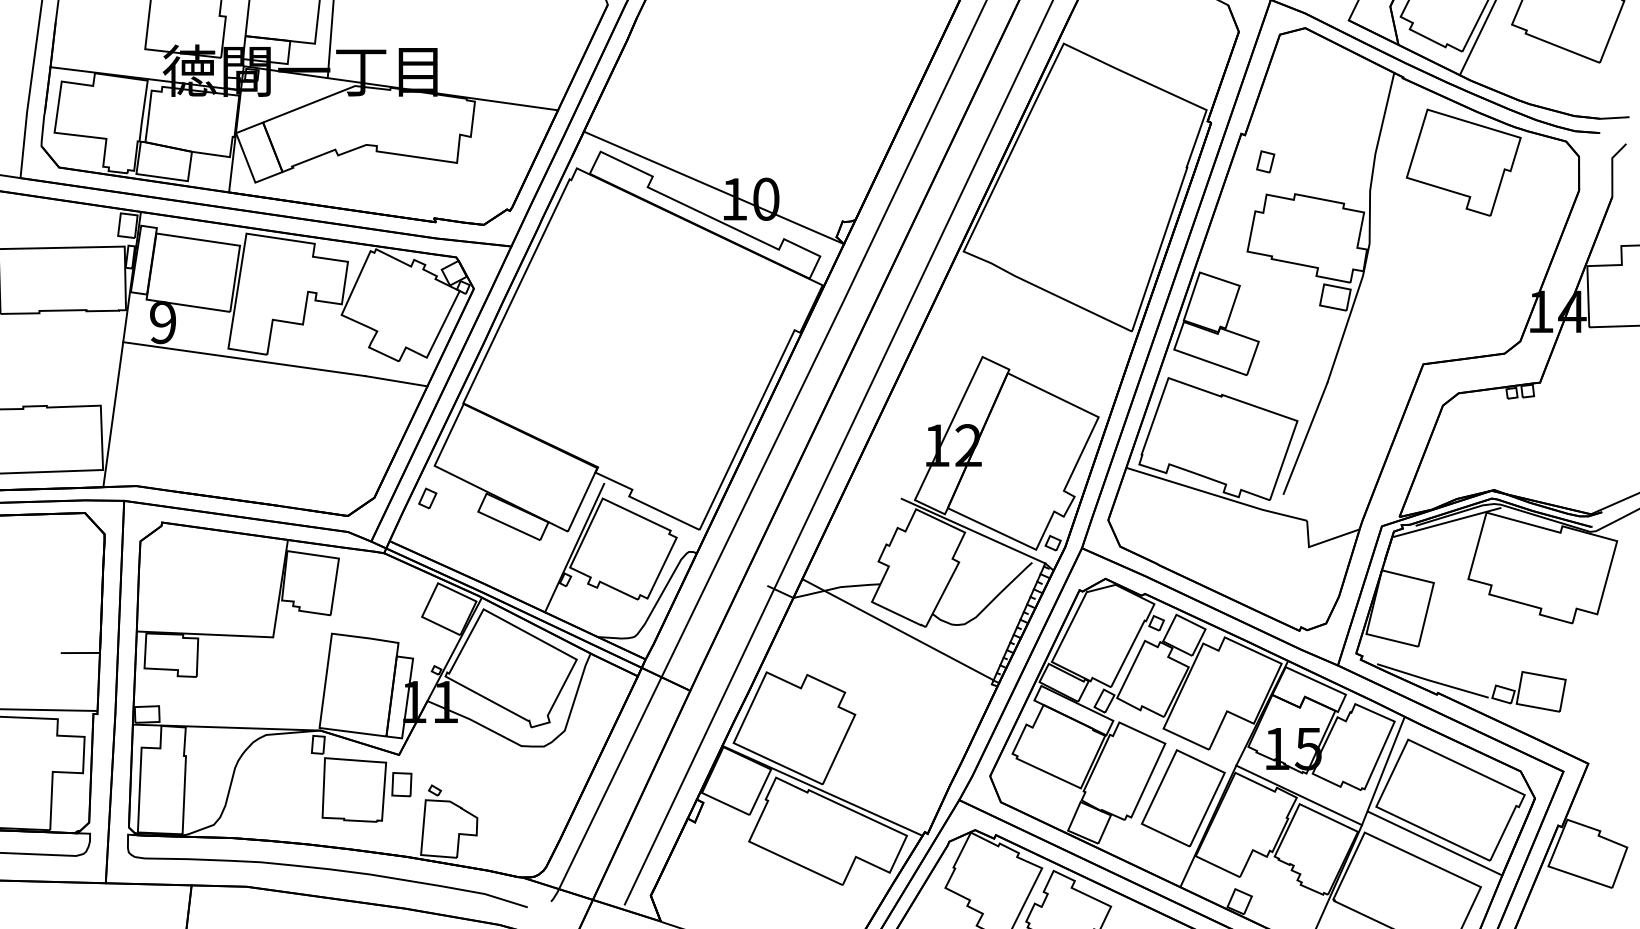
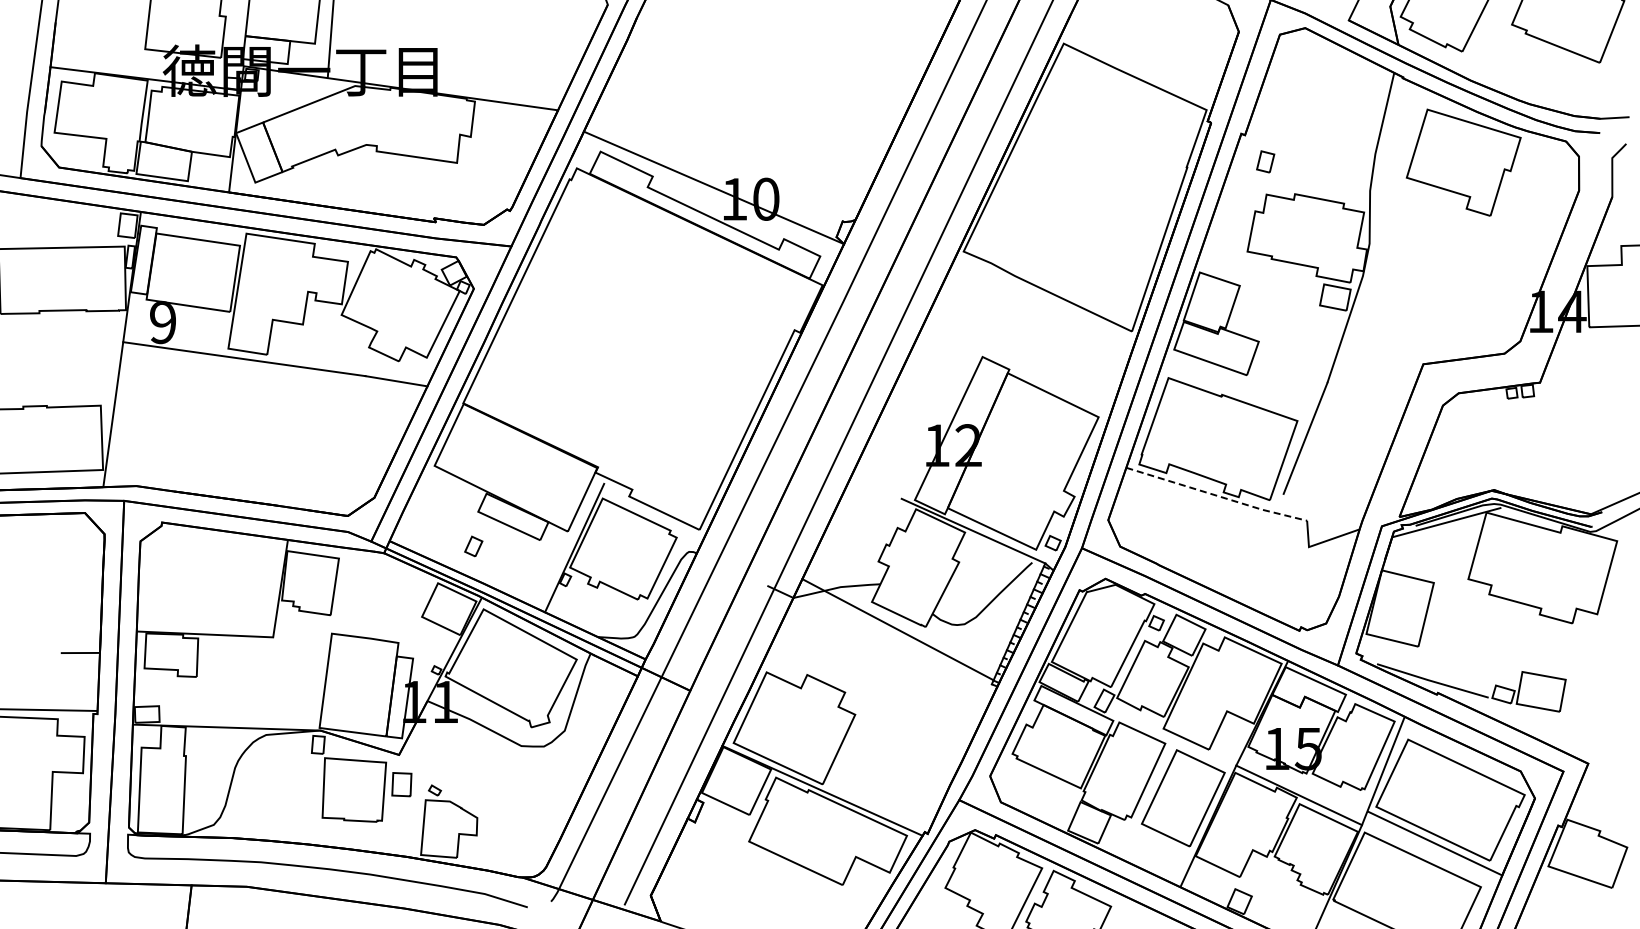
line: present -> none (1477, 38)
line: solid -> dashed (1216, 495)
part position: (427, 498) -> (473, 546) (473, 546)
